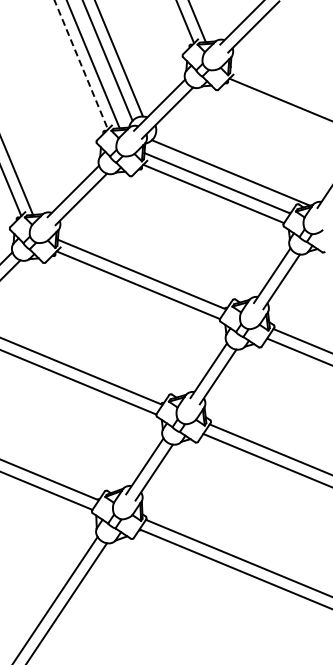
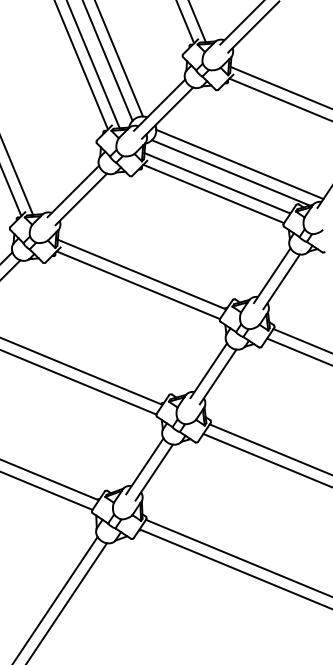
line: dashed -> solid (81, 65)
line: none -> present (279, 86)
line: none -> present (239, 164)
